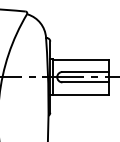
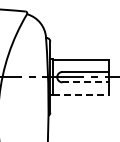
line: solid -> dashed (86, 82)
line: solid -> dashed (81, 94)
